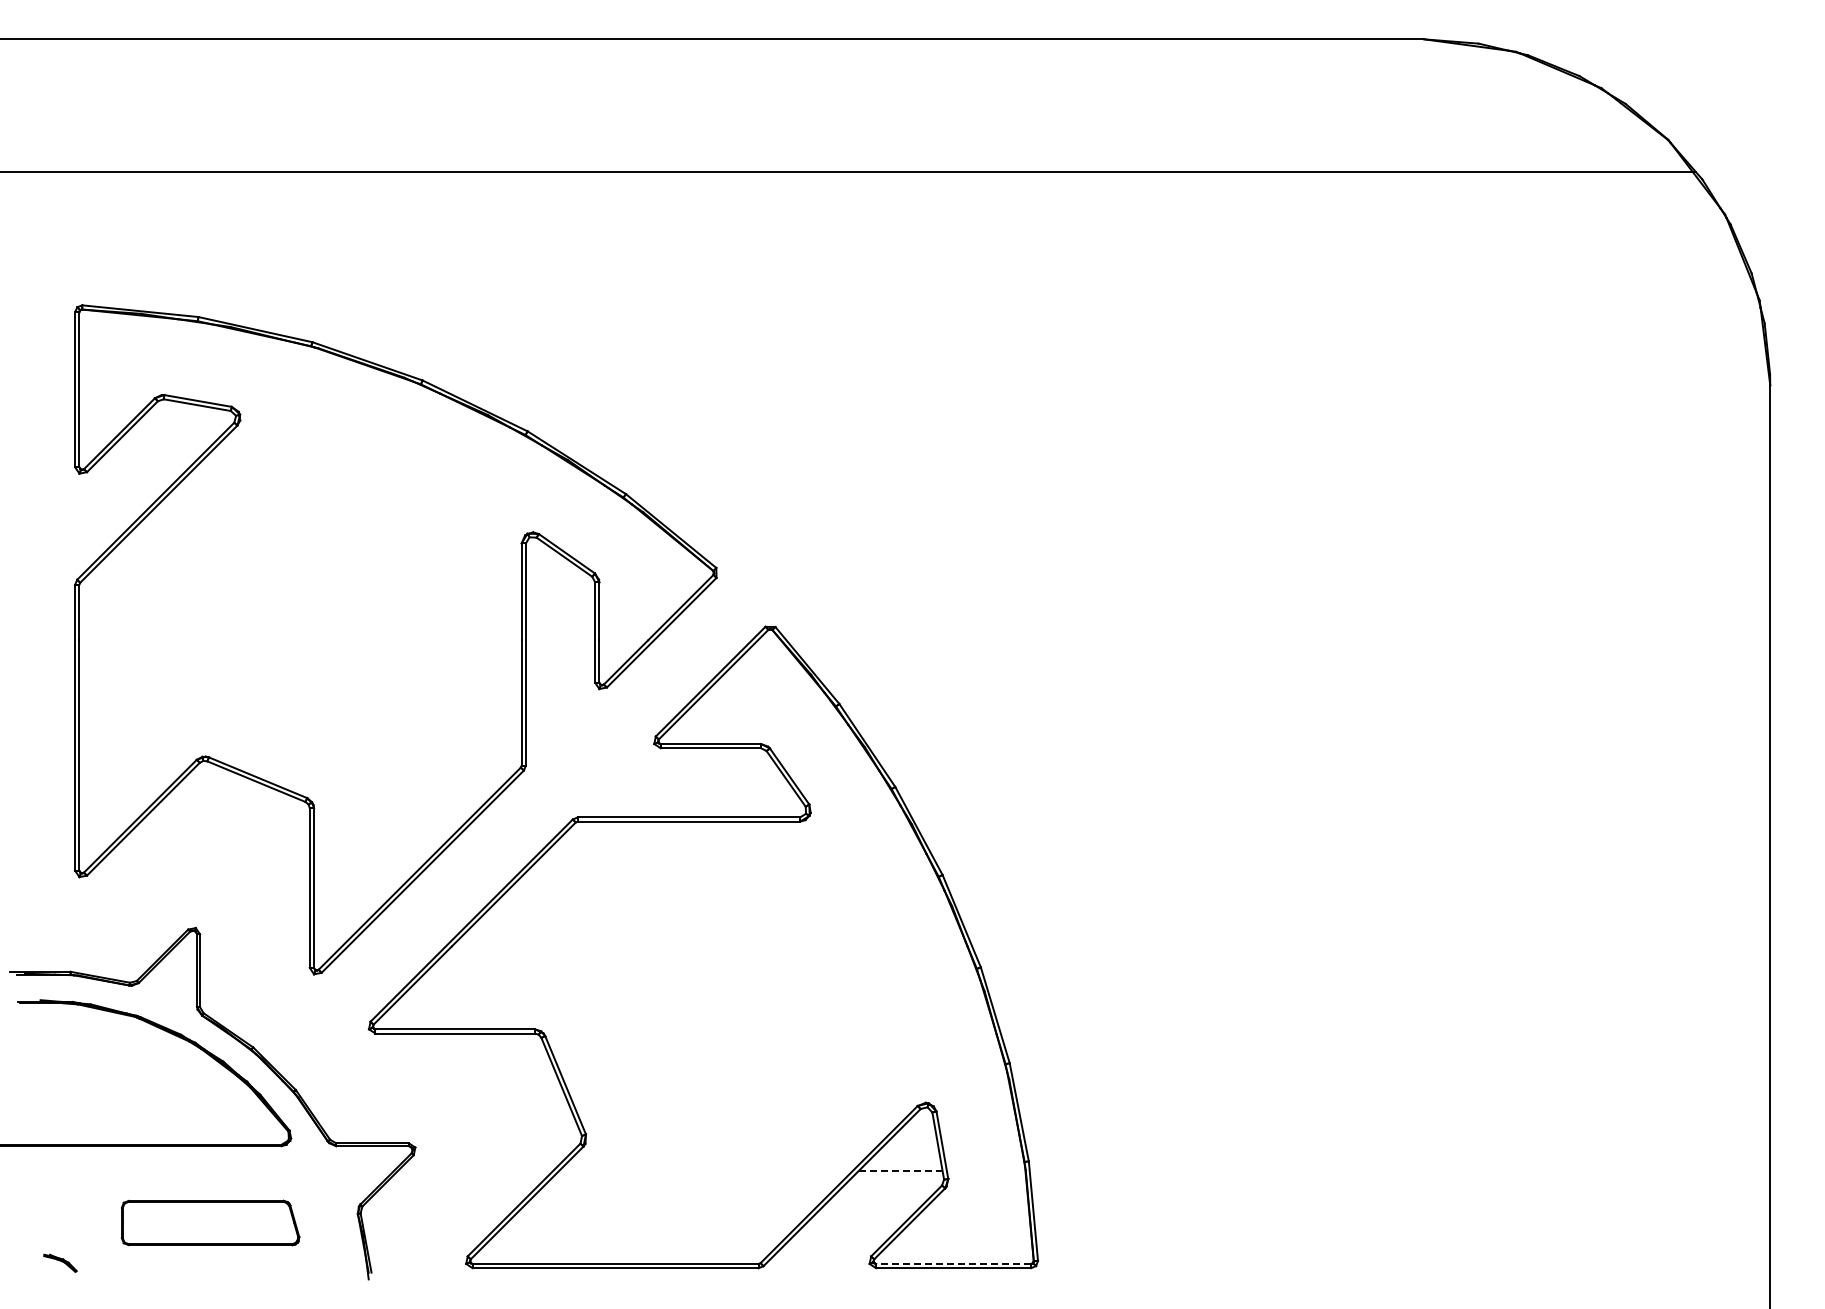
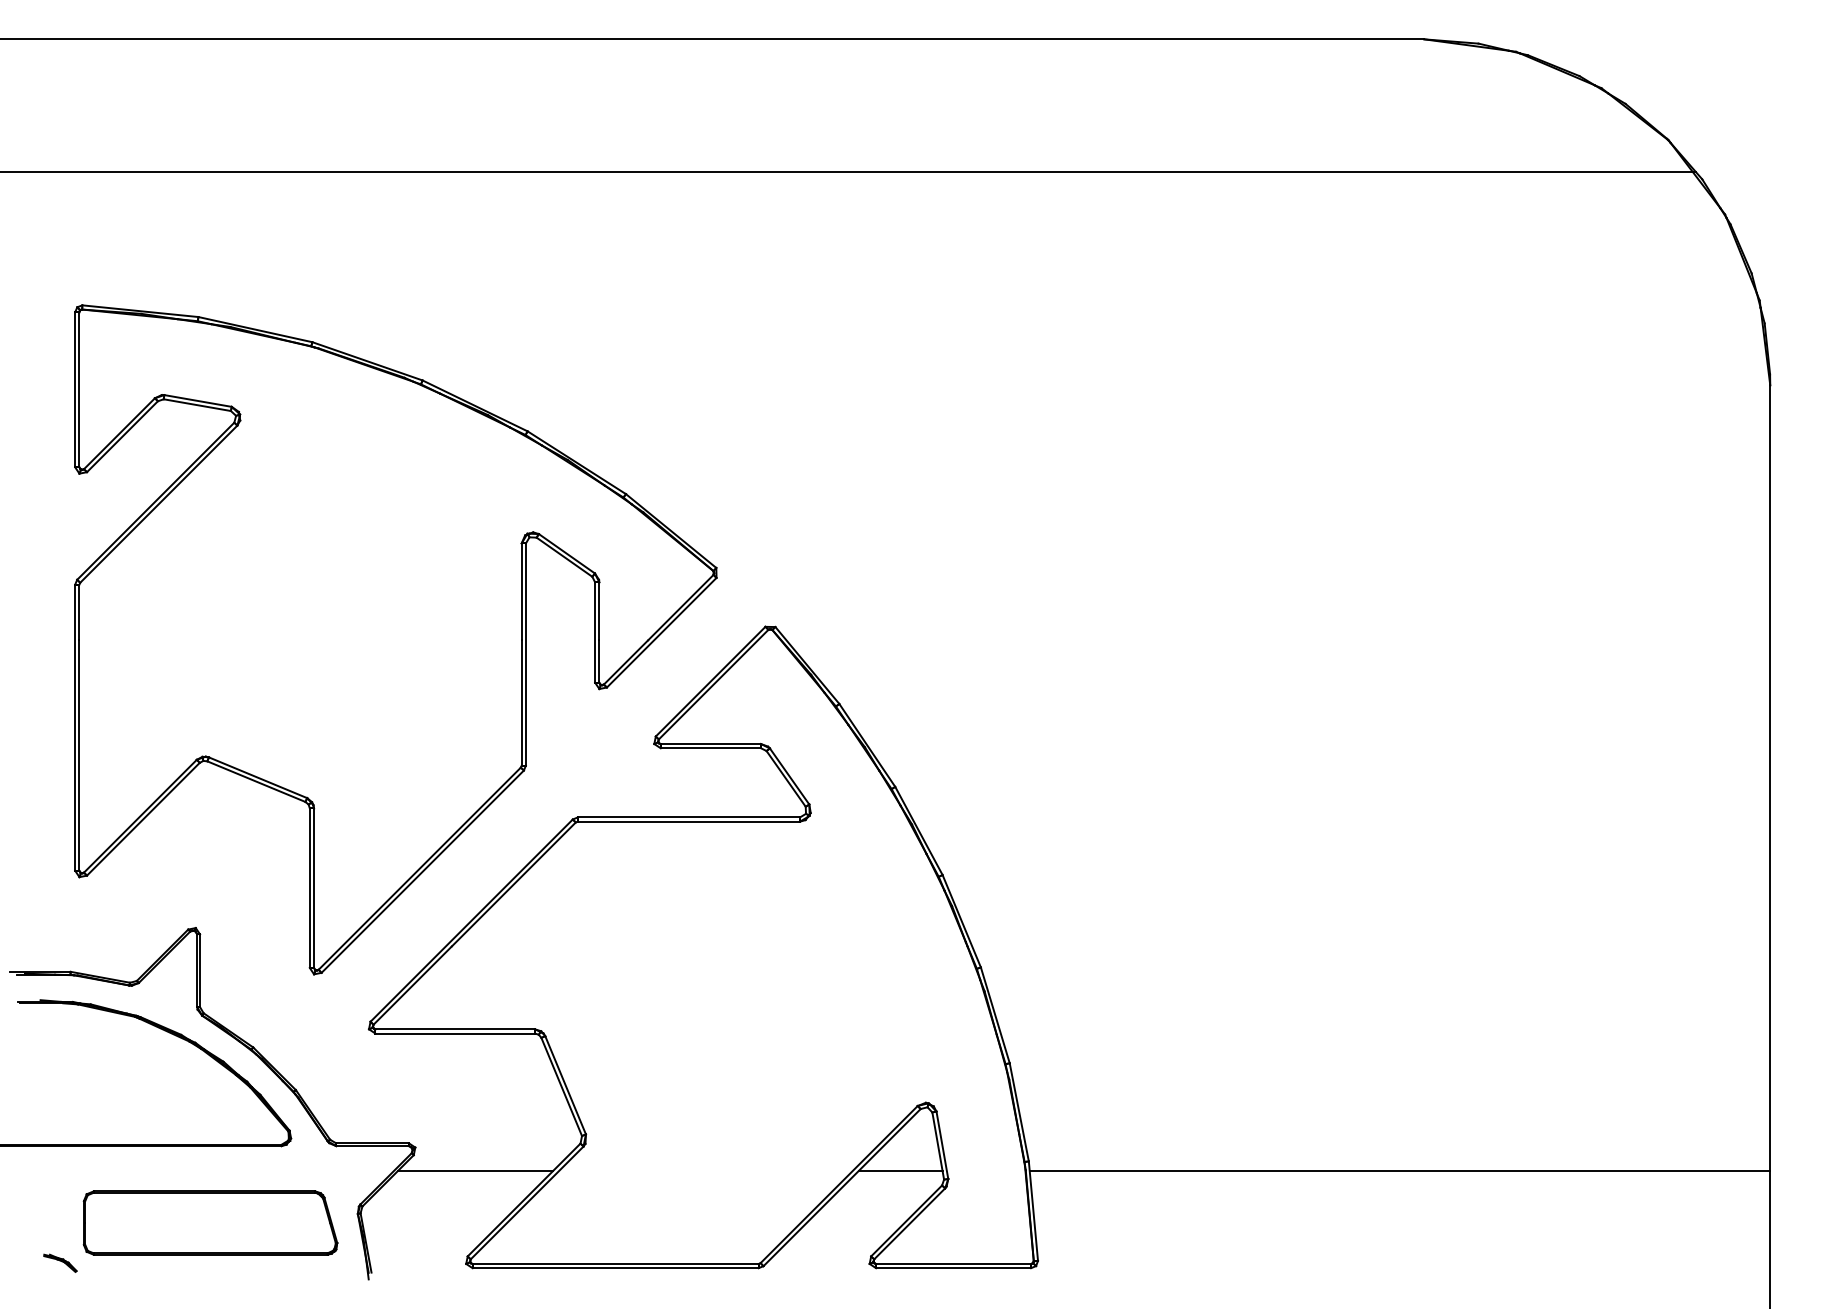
line: none -> present (475, 1170)
line: dashed -> solid (900, 1170)
line: none -> present (1399, 1170)
part size: 181x48 px -> 257x66 px (210, 1222)
line: dashed -> solid (953, 1263)
